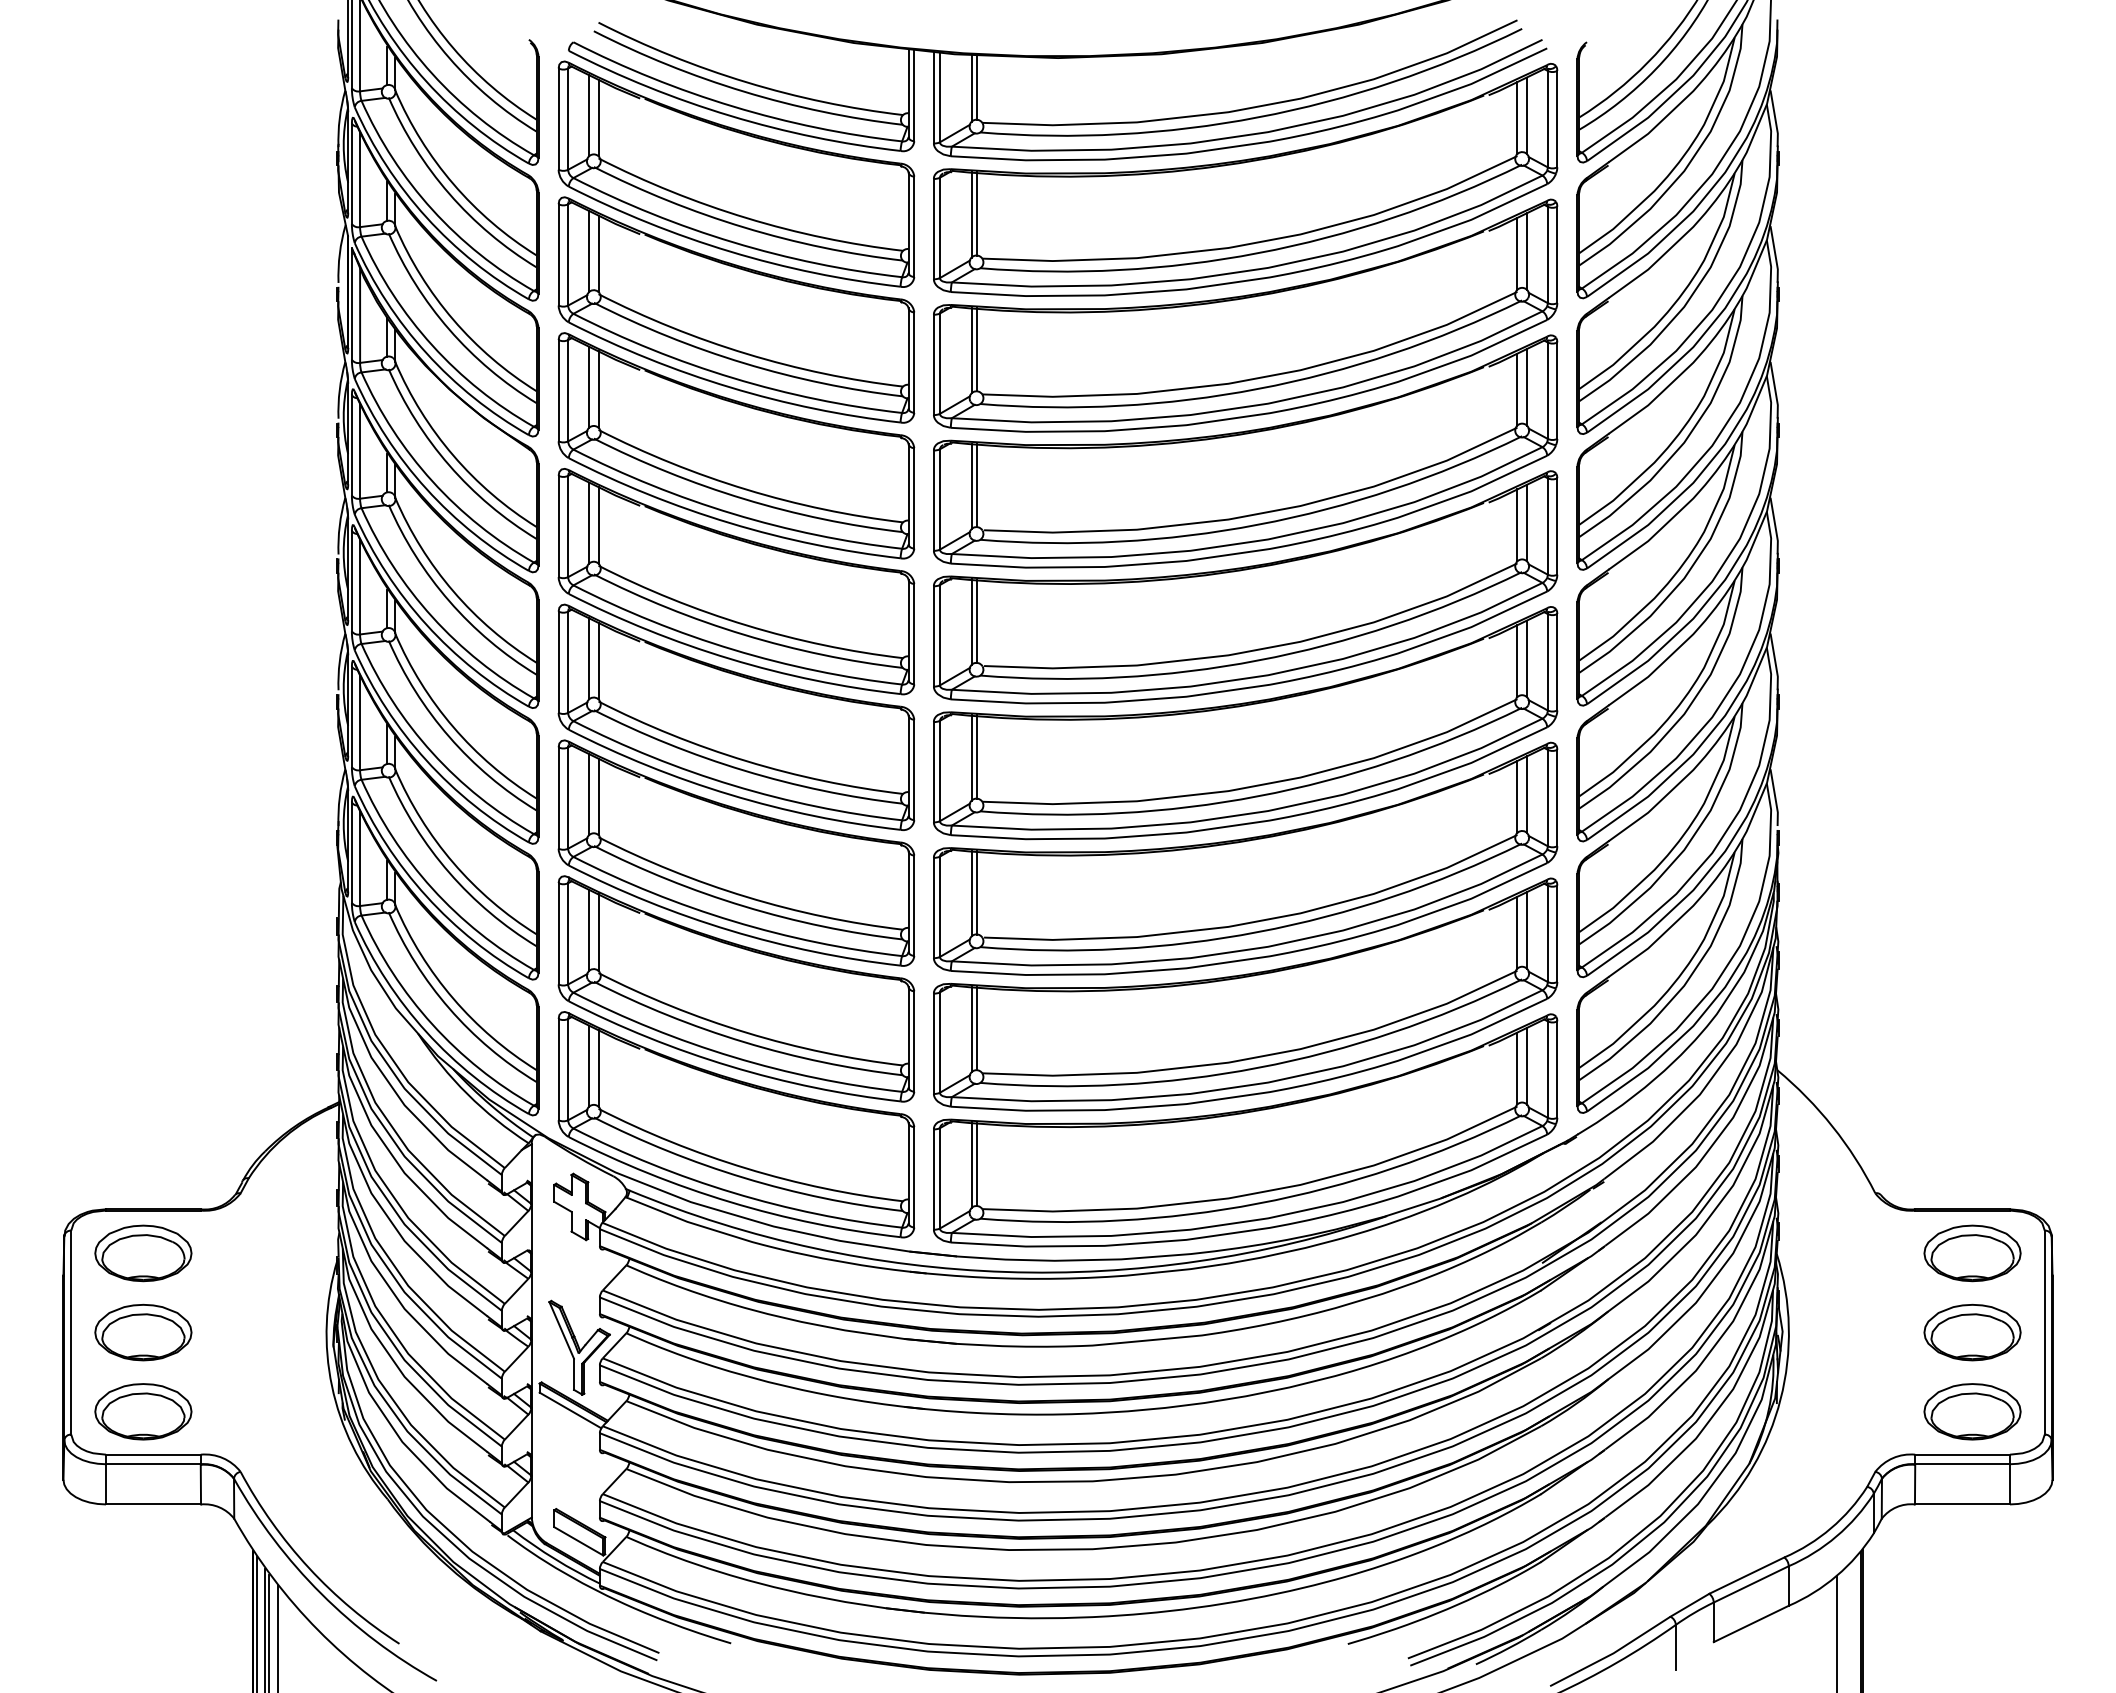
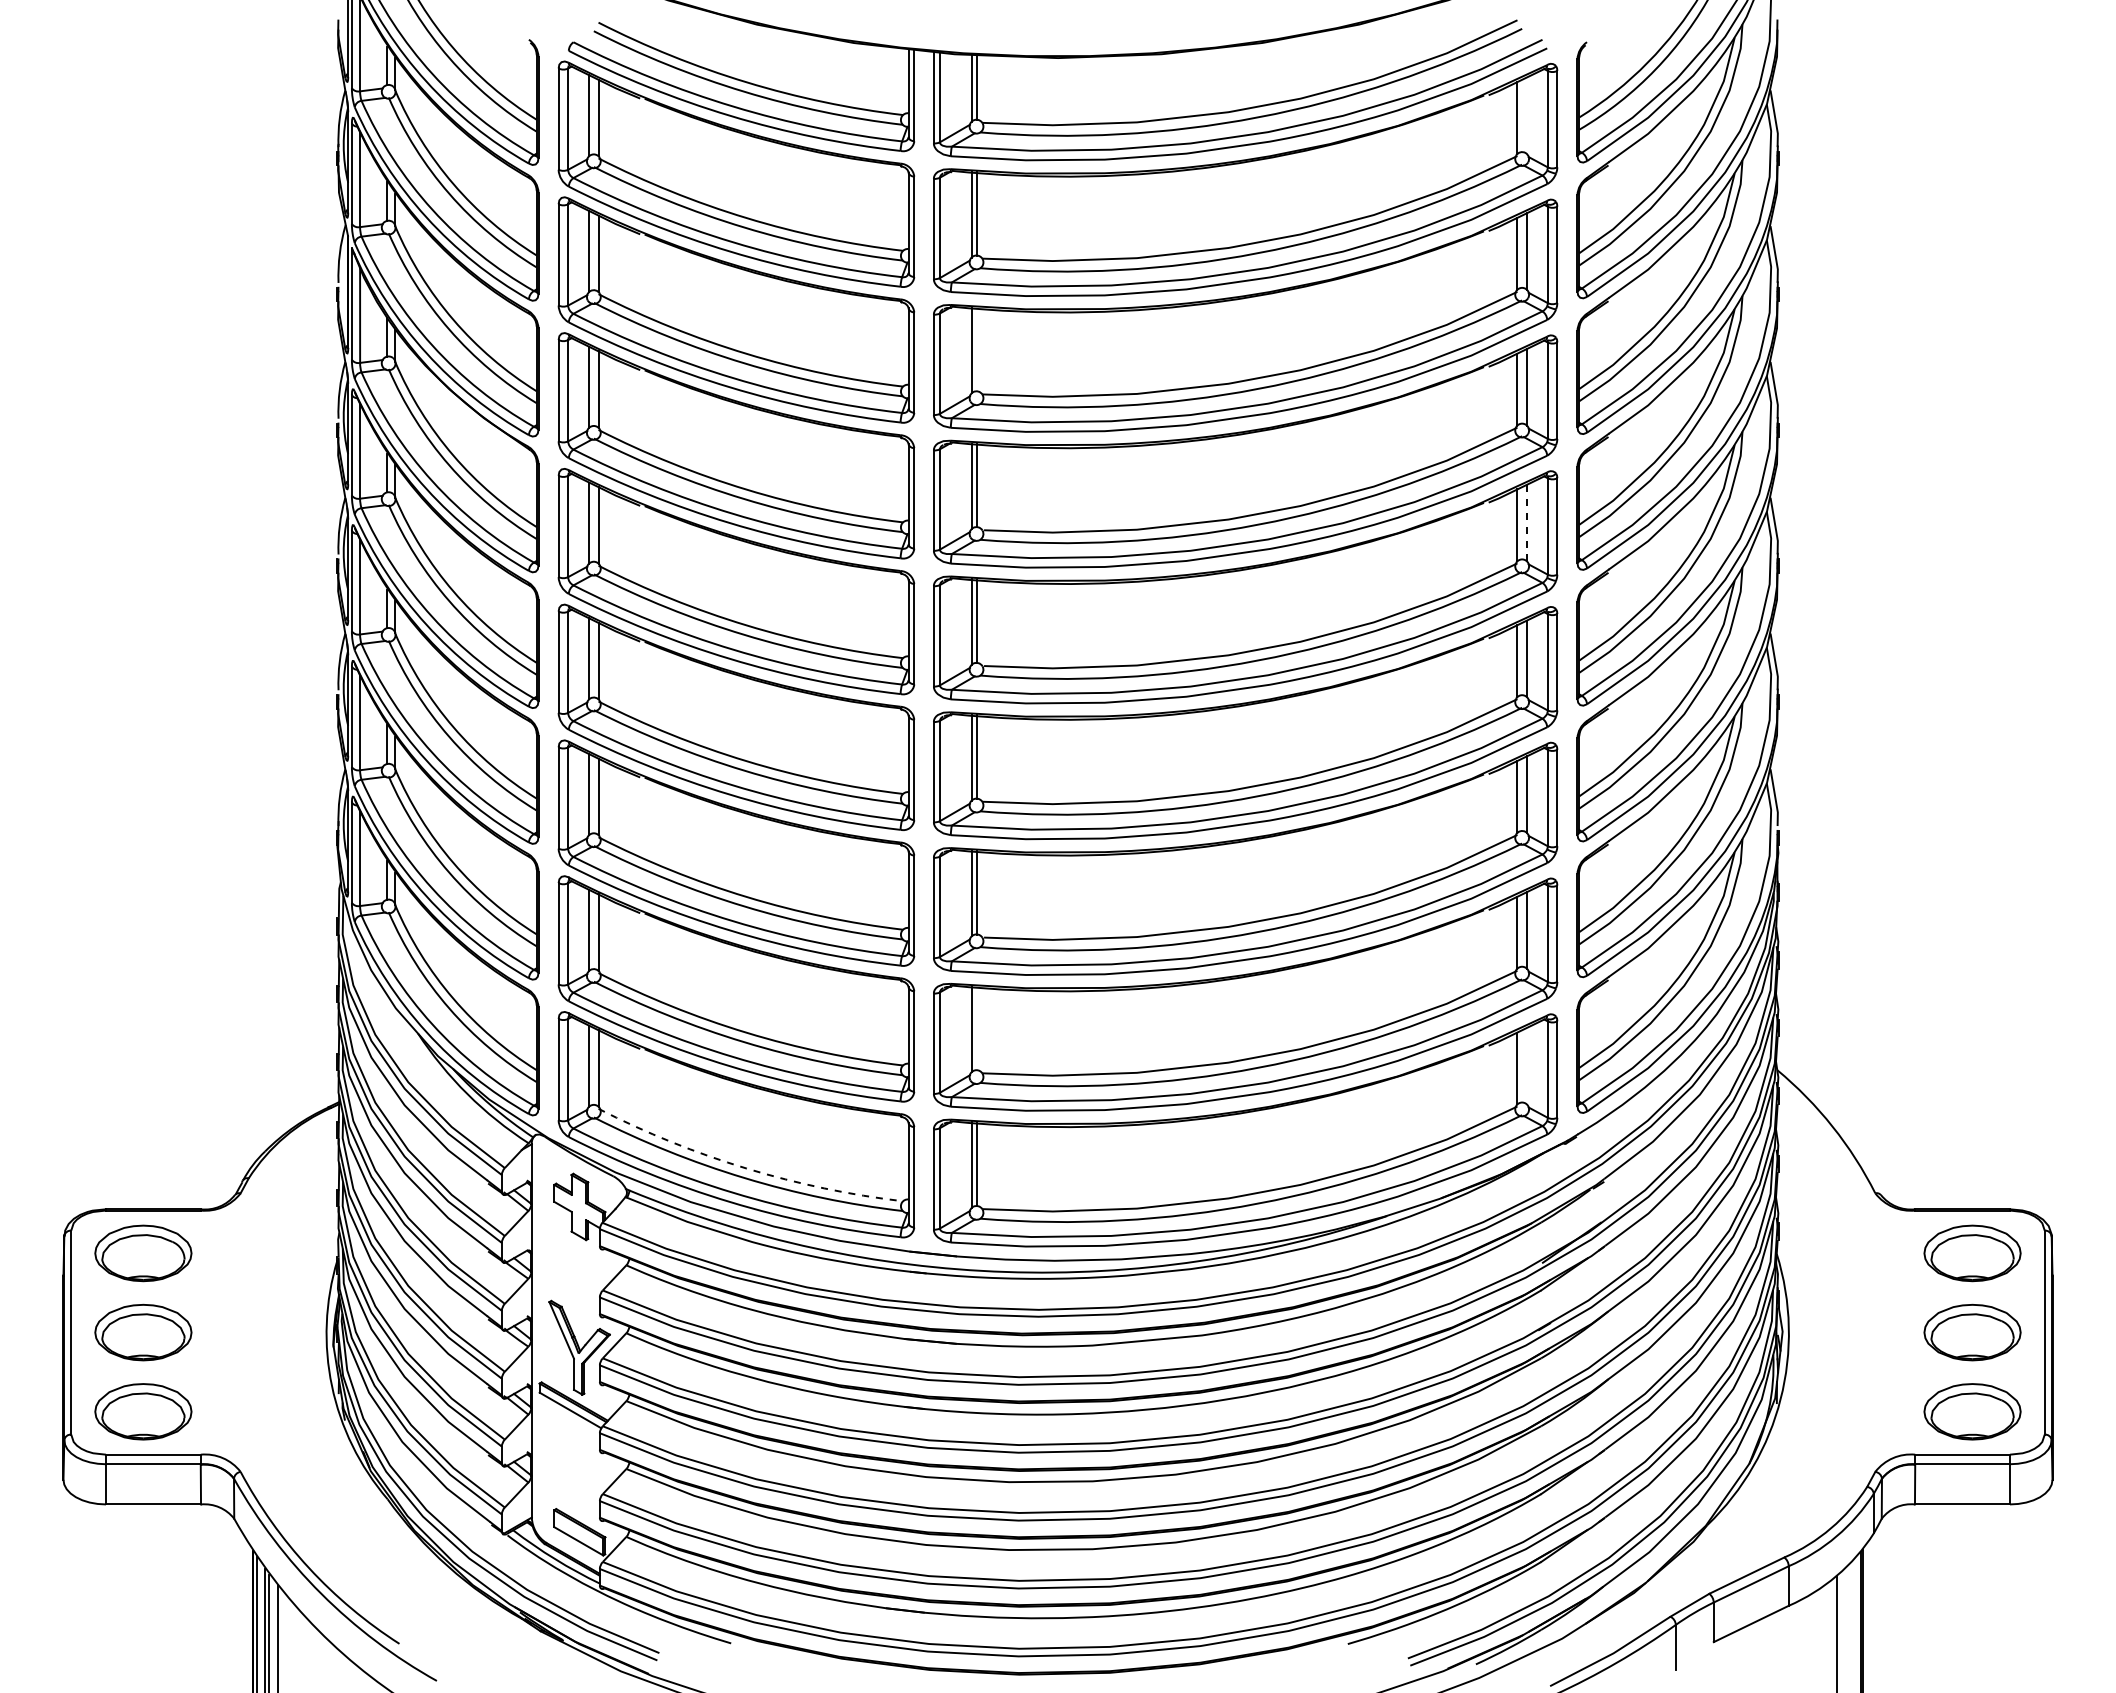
line: present -> none (1526, 115)
line: present -> none (977, 349)
line: solid -> dashed (1526, 523)
line: present -> none (977, 1028)
line: present -> none (1526, 1065)
arc: solid -> dashed (746, 1168)
